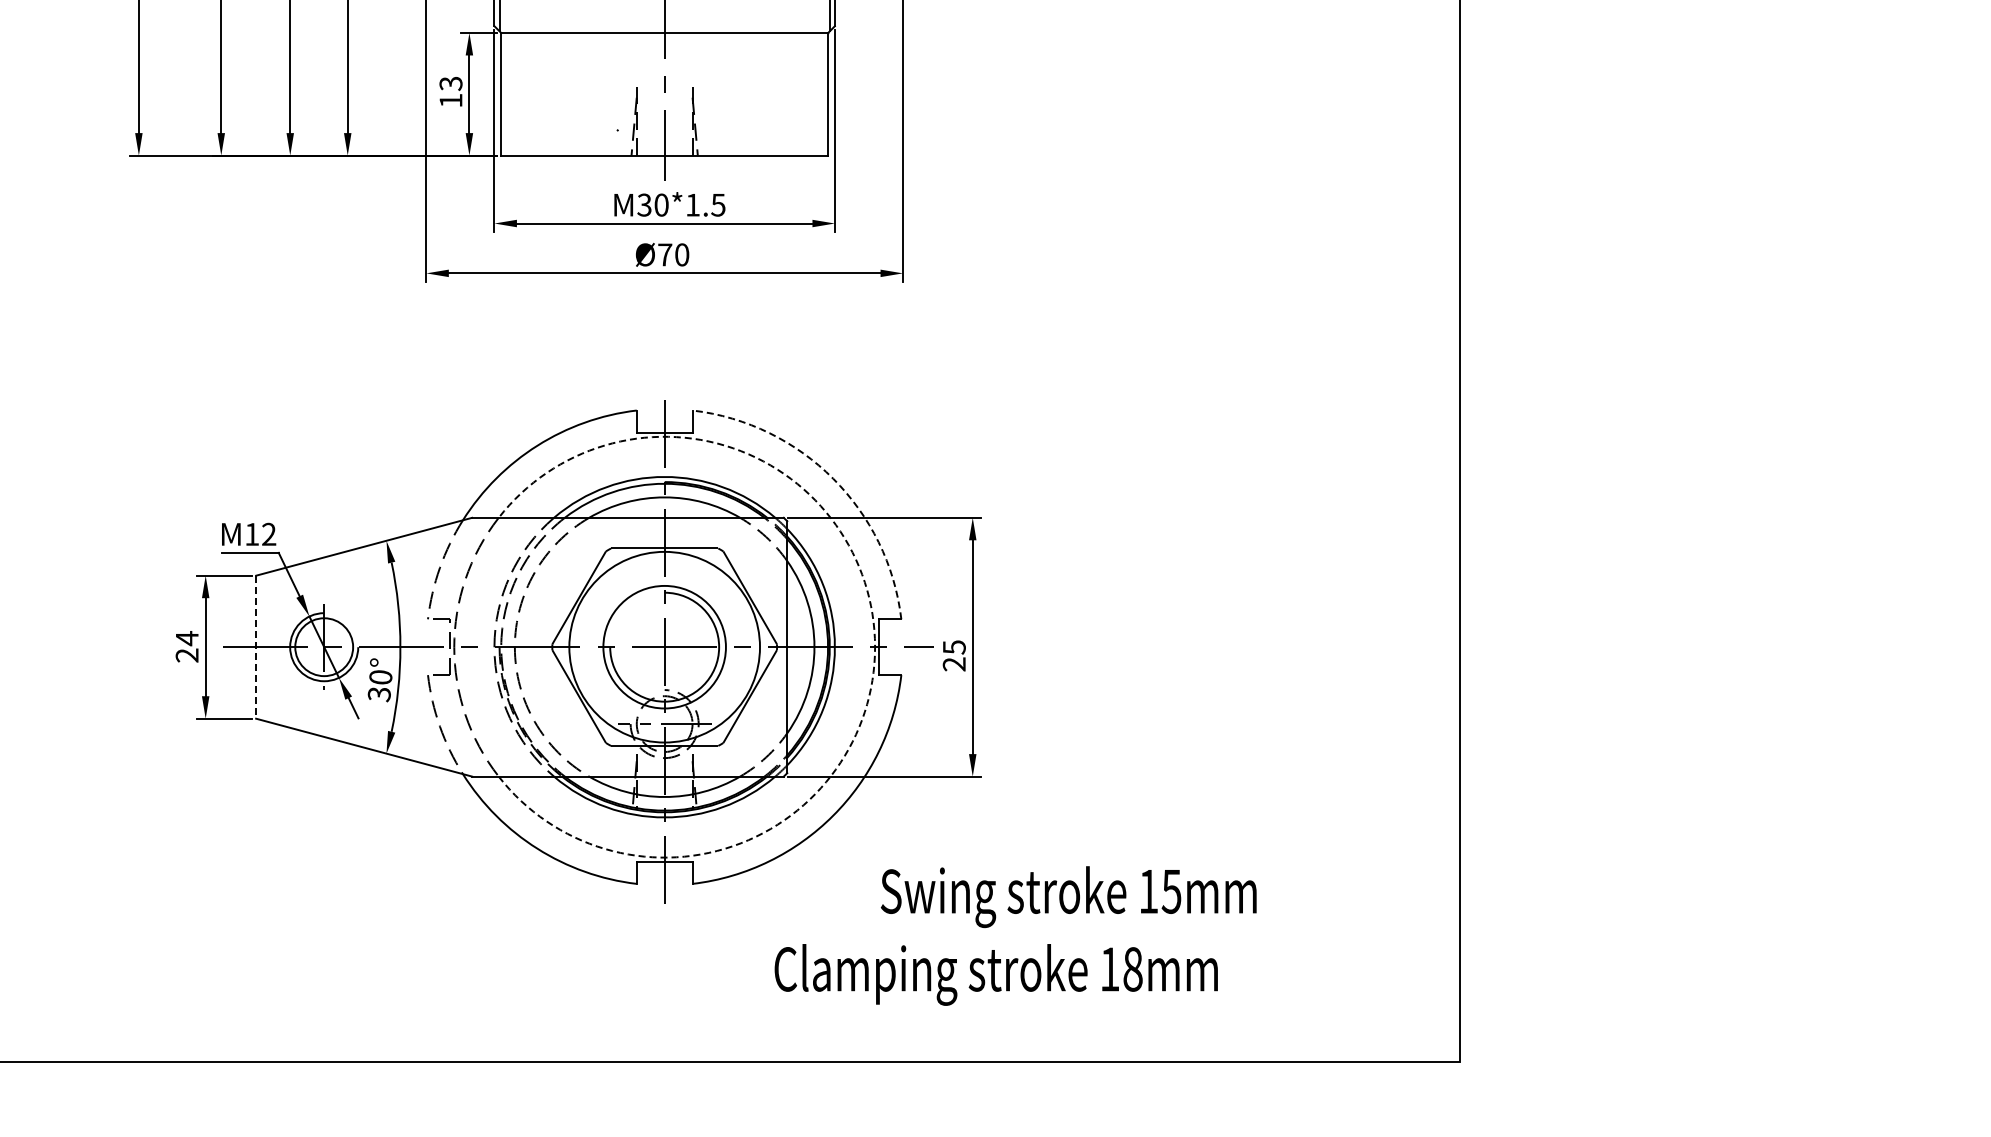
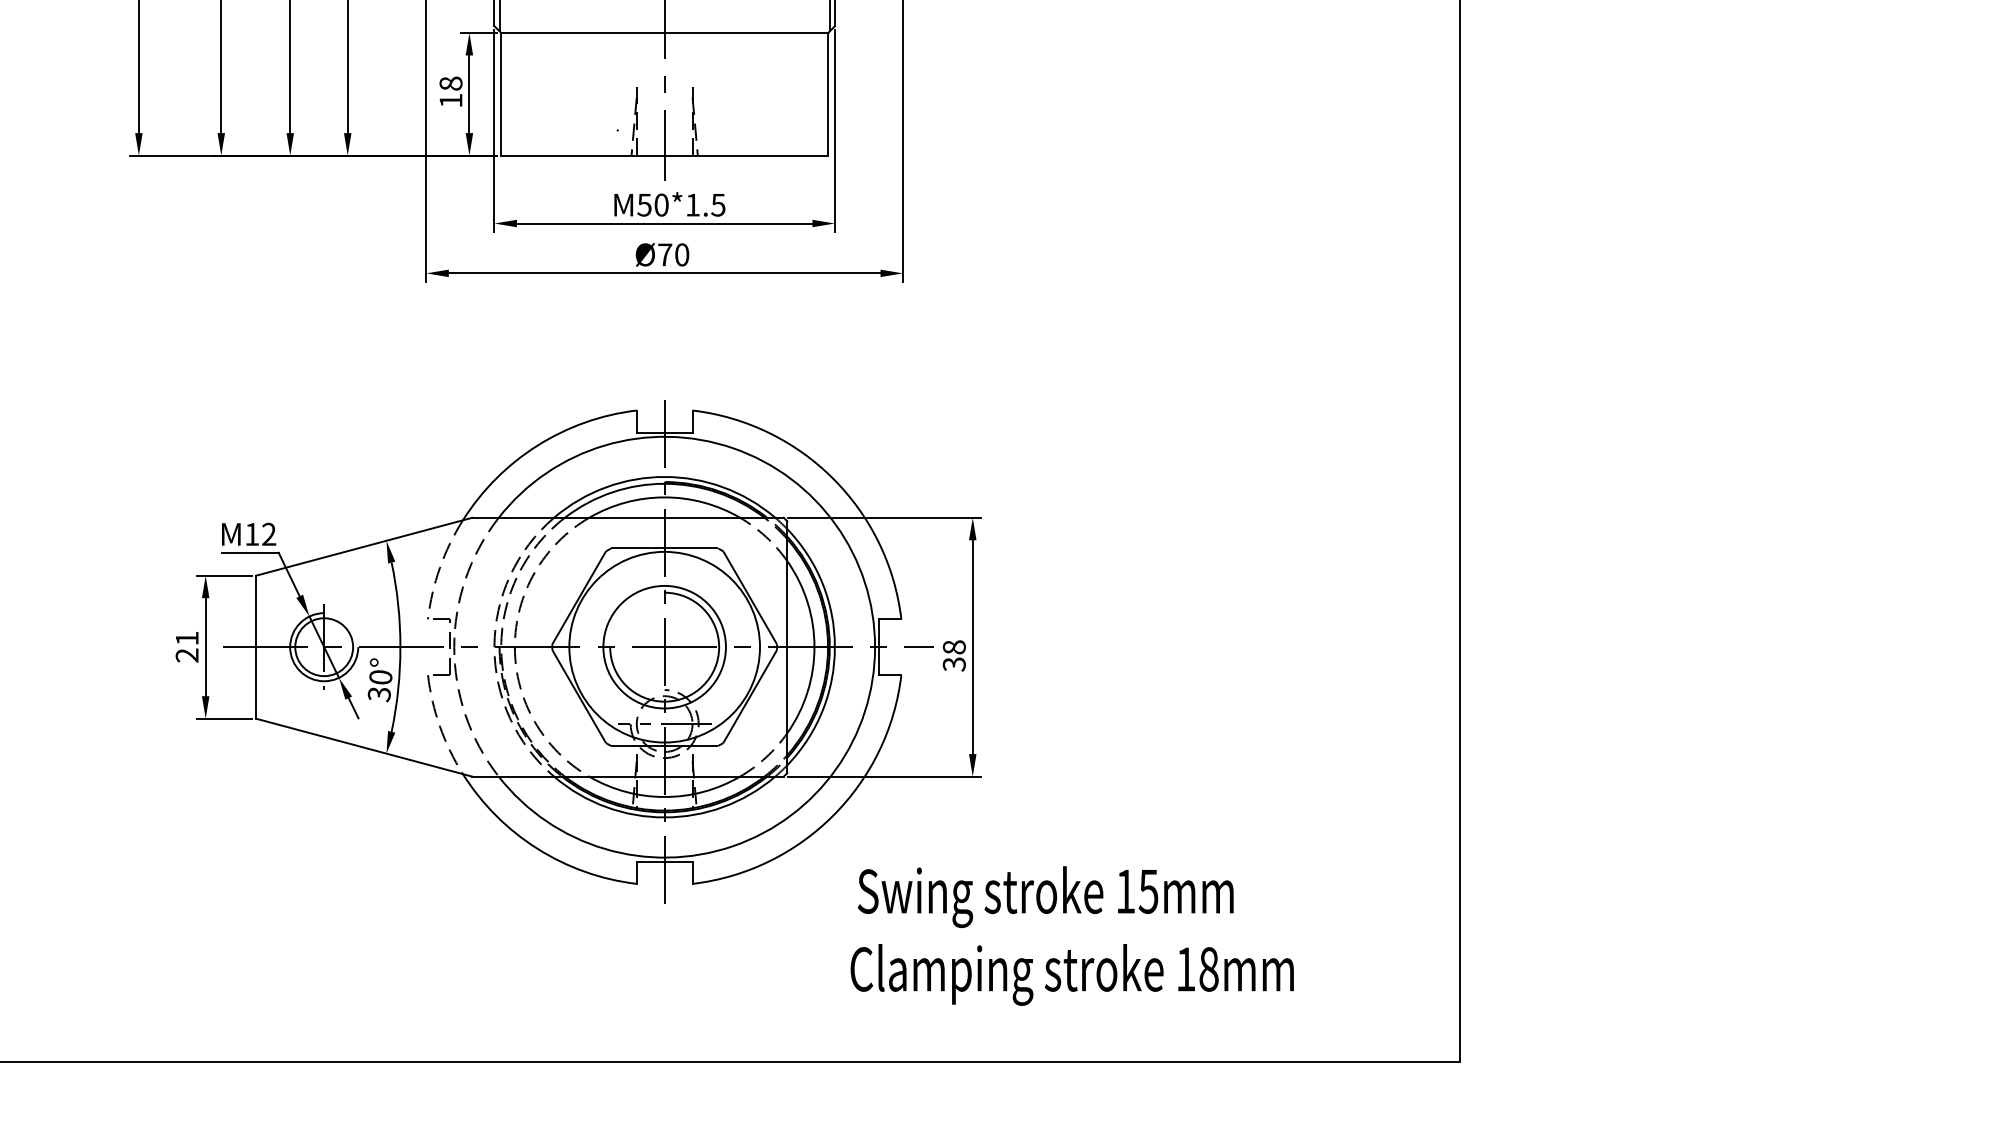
text: 13 -> 18 (450, 83)
text: M30*1.5 -> M50*1.5 (644, 204)
arc: dashed -> solid (833, 478)
text: 24 -> 21 (187, 638)
line: dashed -> solid (256, 647)
arc: dashed -> solid (875, 647)
text: 25 -> 38 (953, 655)
text position: (1068, 897) -> (1045, 897) (1045, 897)
text position: (995, 974) -> (1071, 974) (1071, 974)
